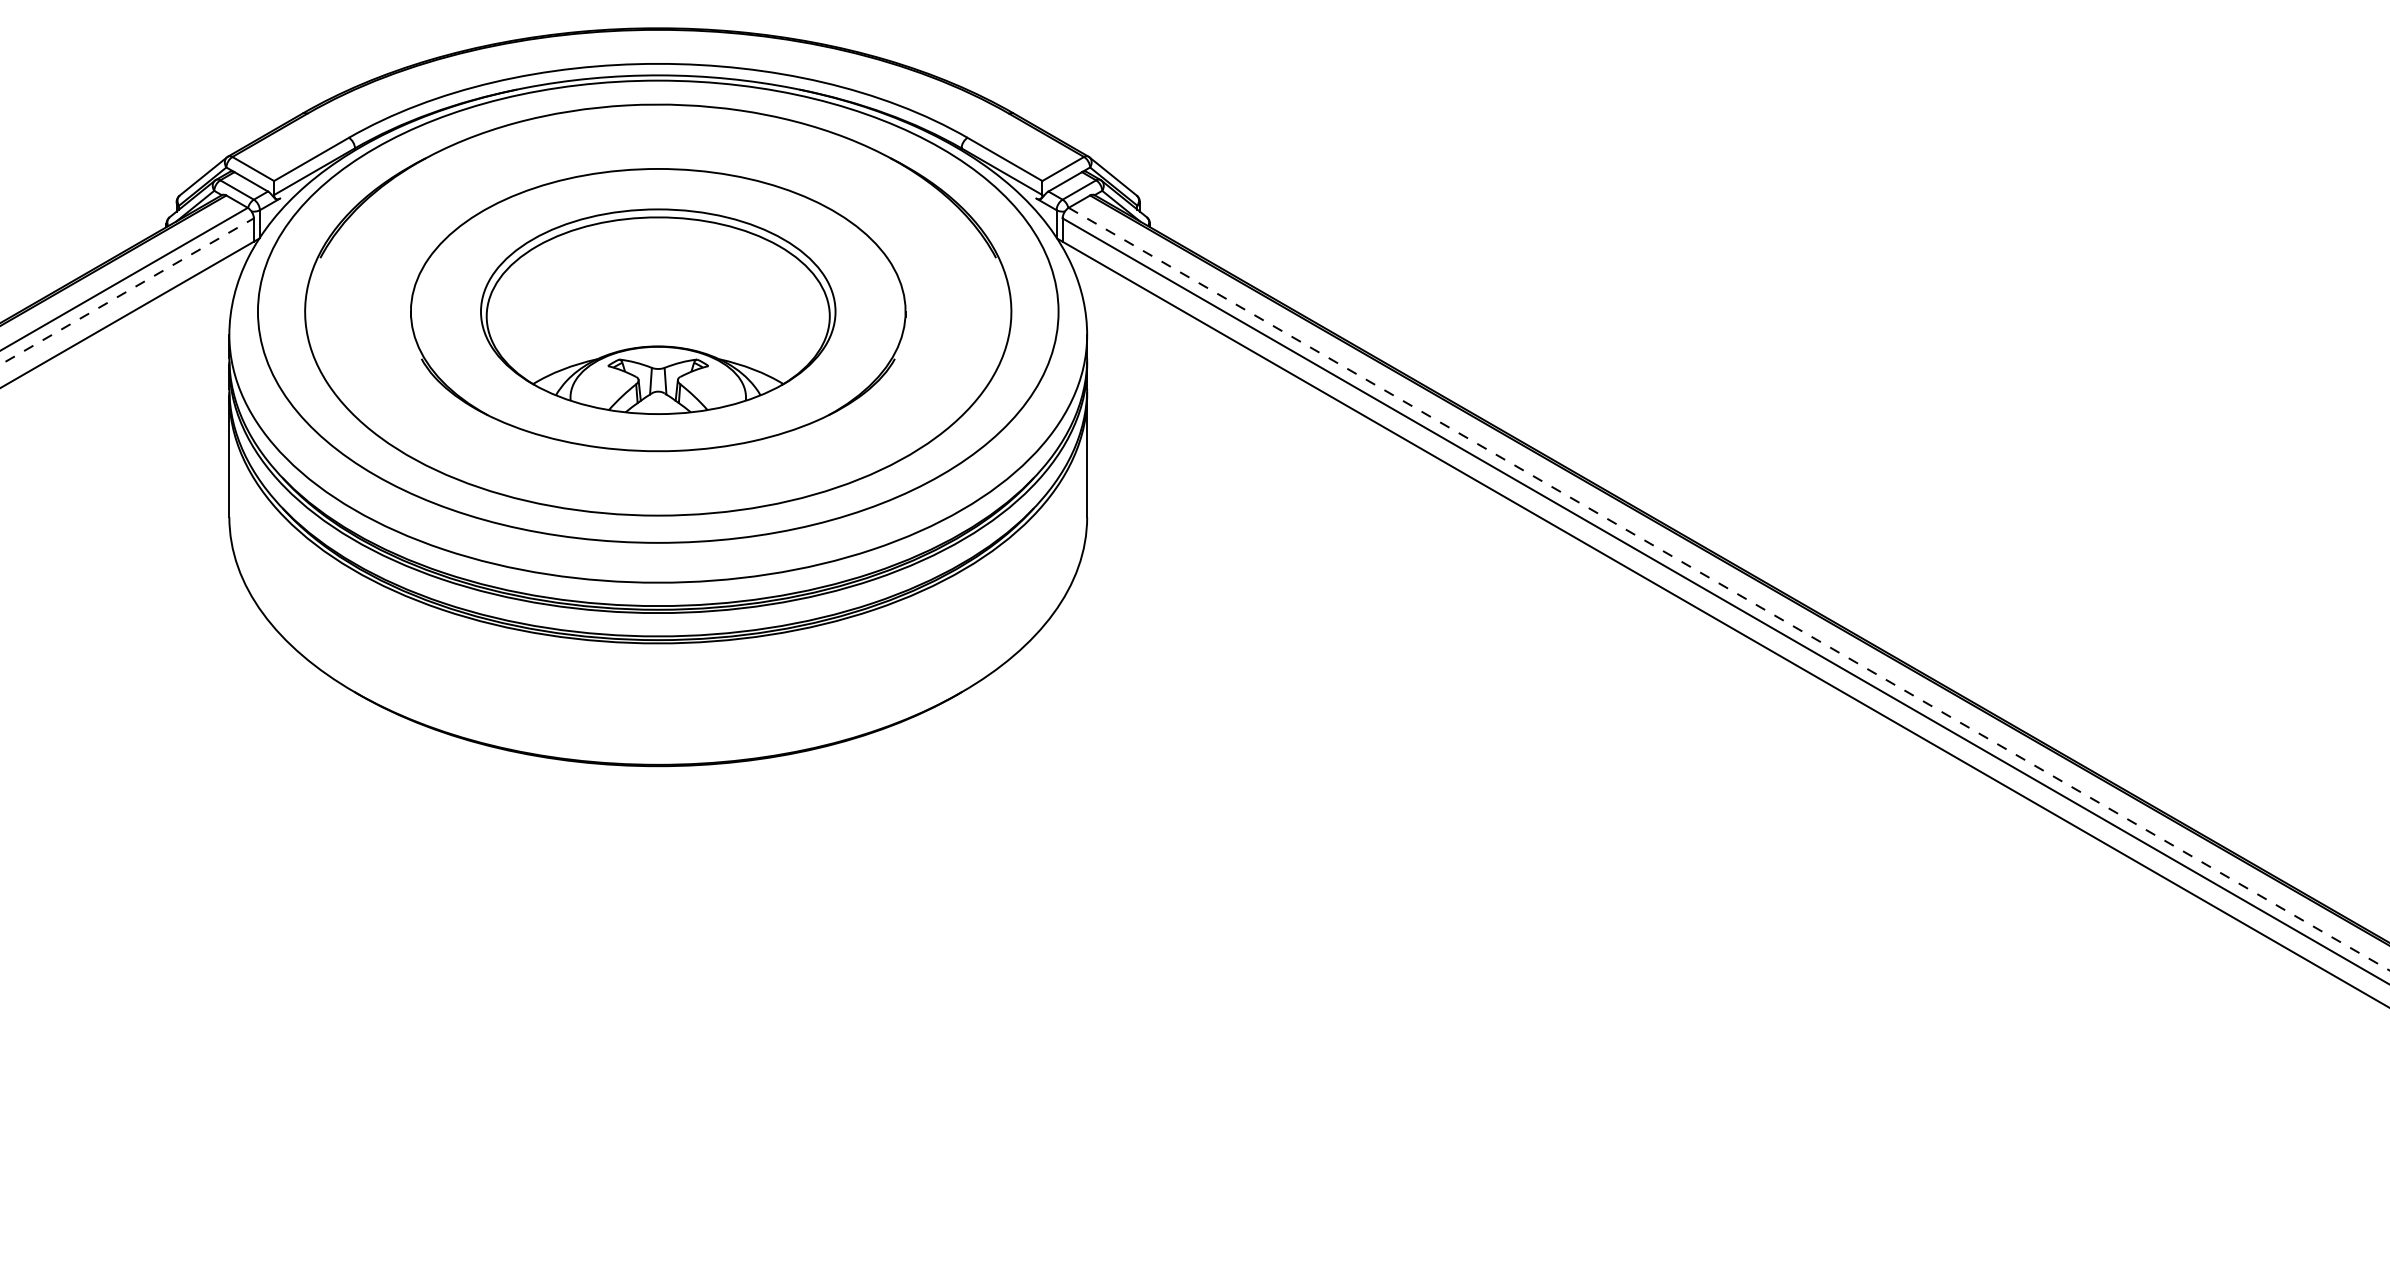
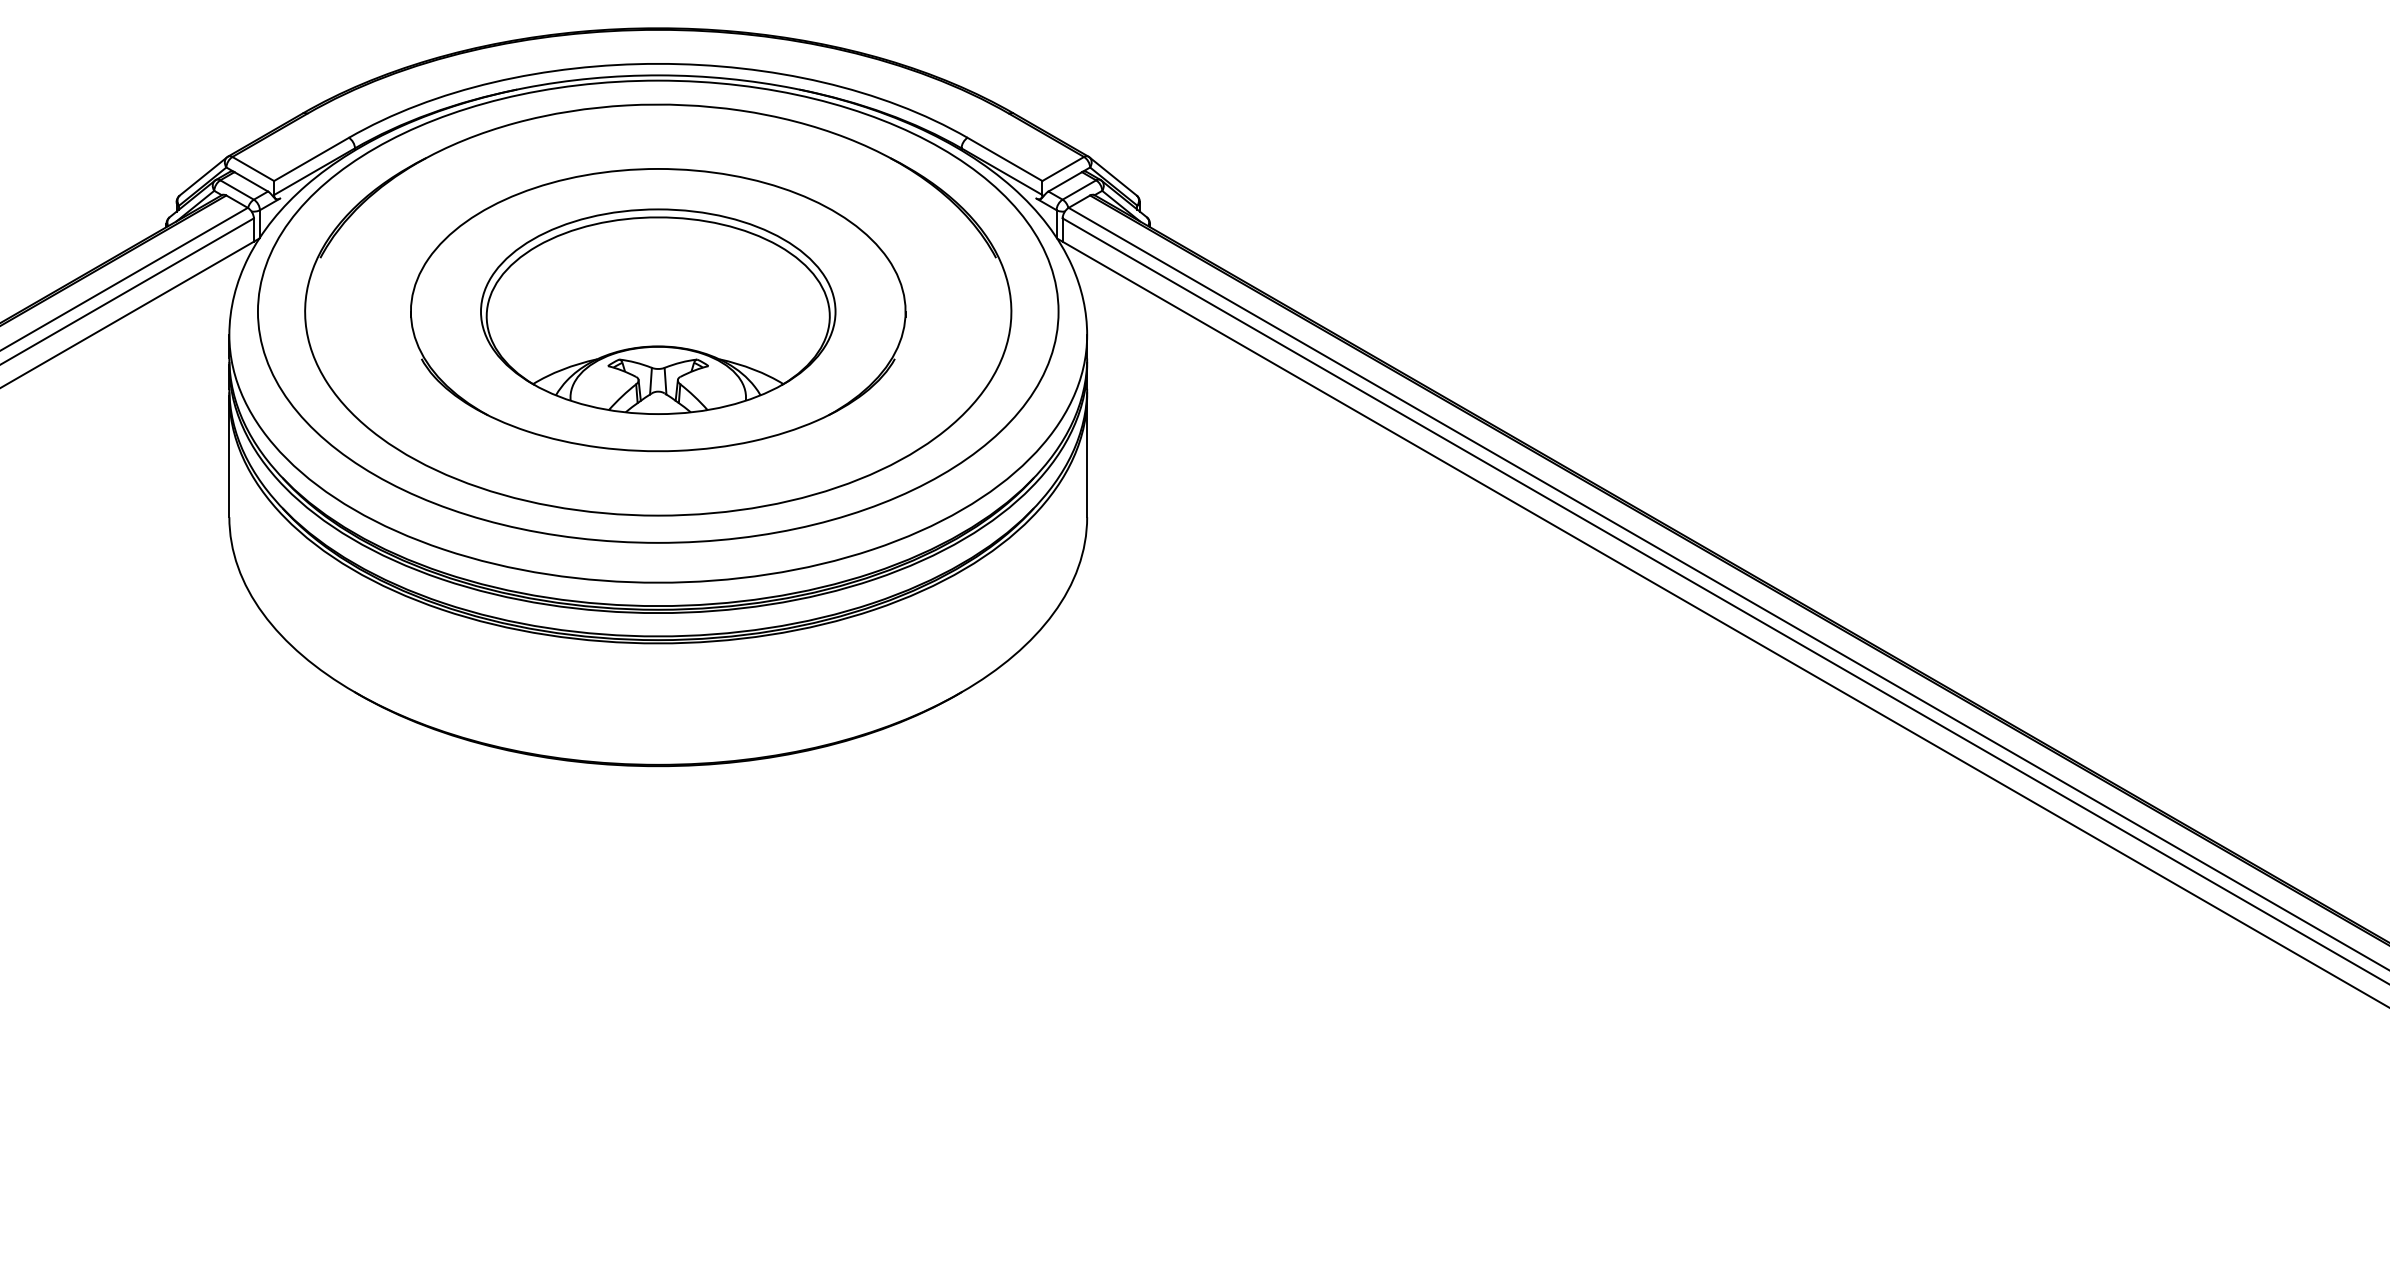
line: dashed -> solid (127, 291)
line: dashed -> solid (1729, 589)
